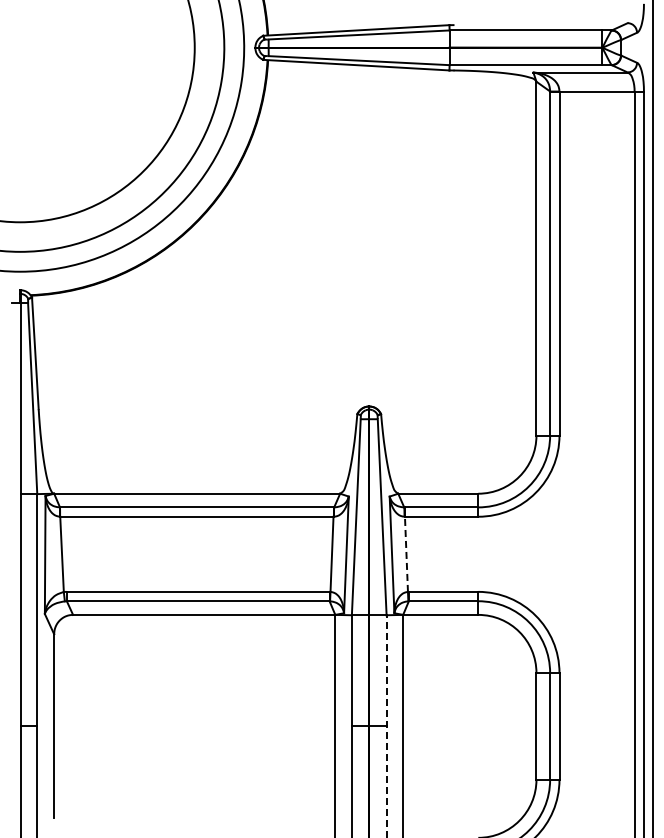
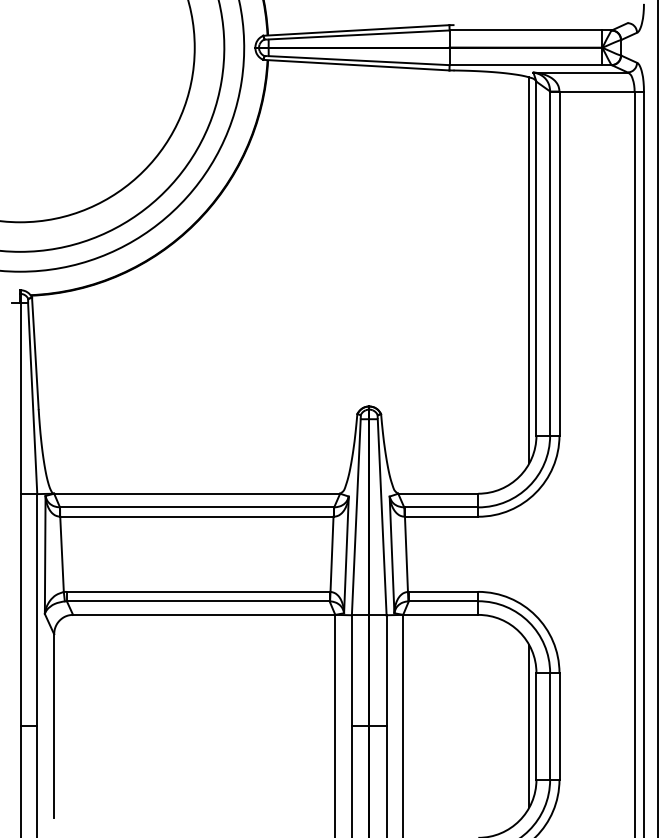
line: none -> present (529, 270)
line position: (652, 418) -> (657, 418) (657, 418)
line: dashed -> solid (406, 554)
line: dashed -> solid (386, 725)
line: none -> present (529, 726)
